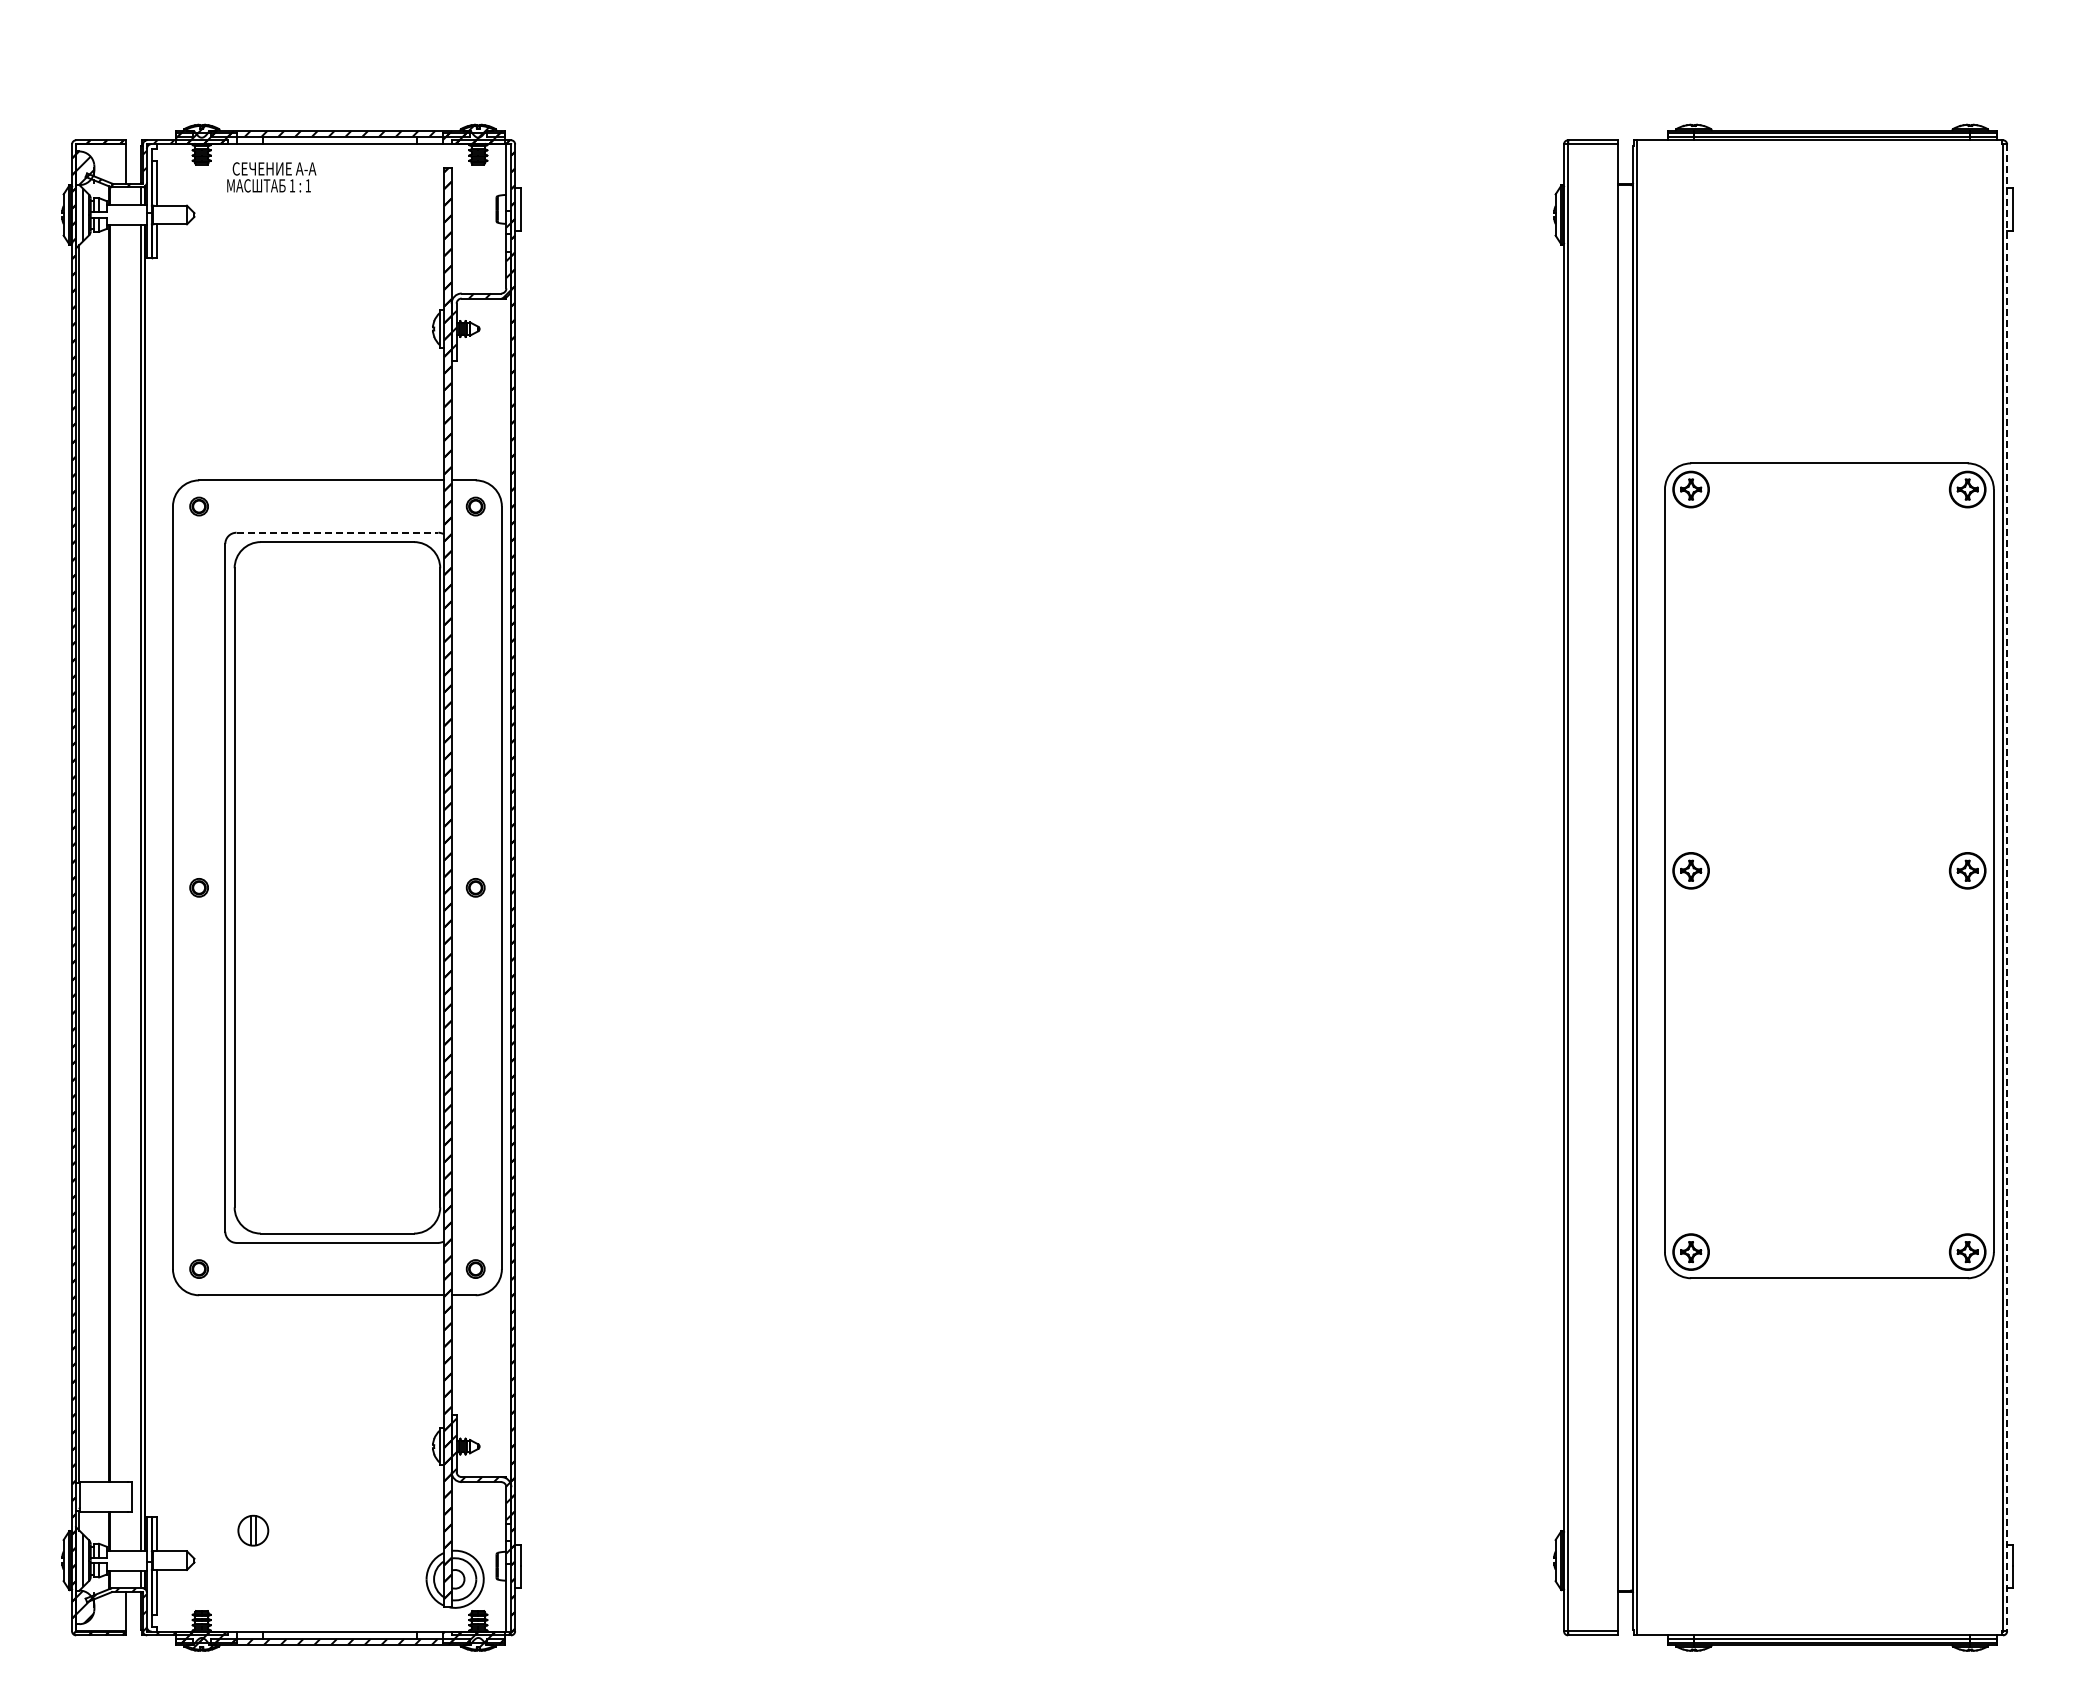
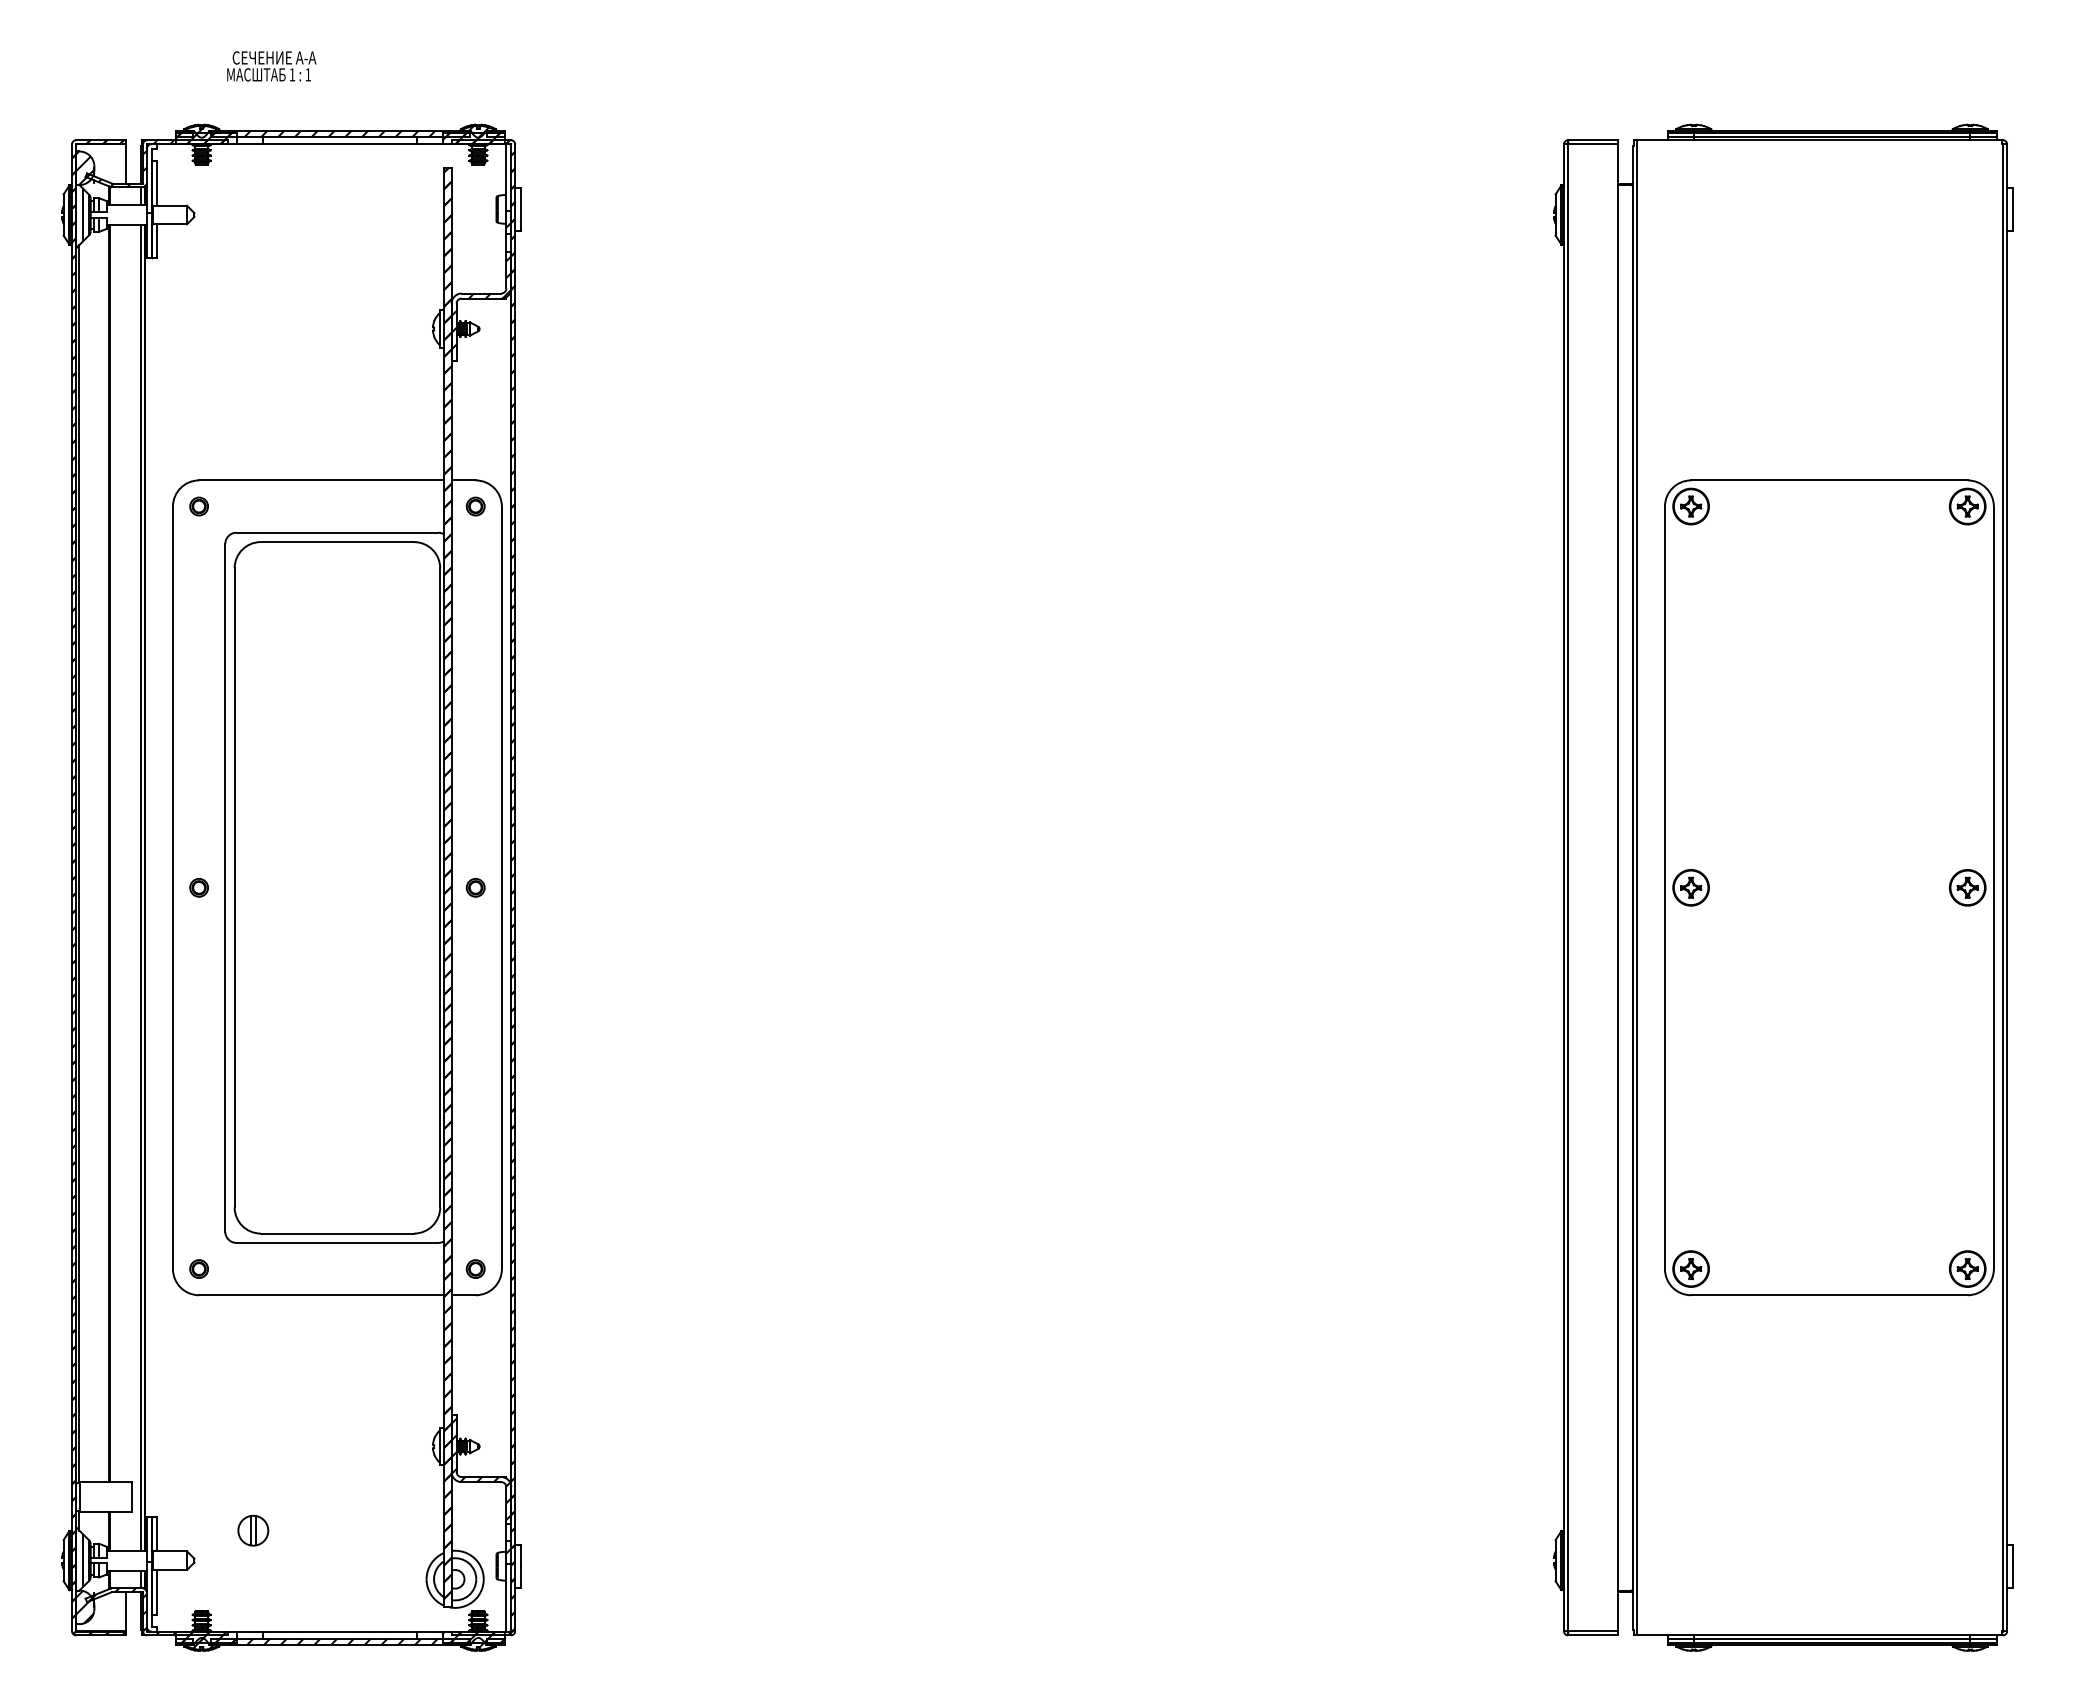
text position: (271, 177) -> (271, 66) (271, 66)
line: dashed -> solid (337, 532)
part position: (1829, 870) -> (1829, 887) (1829, 887)
line: dashed -> solid (2007, 888)
